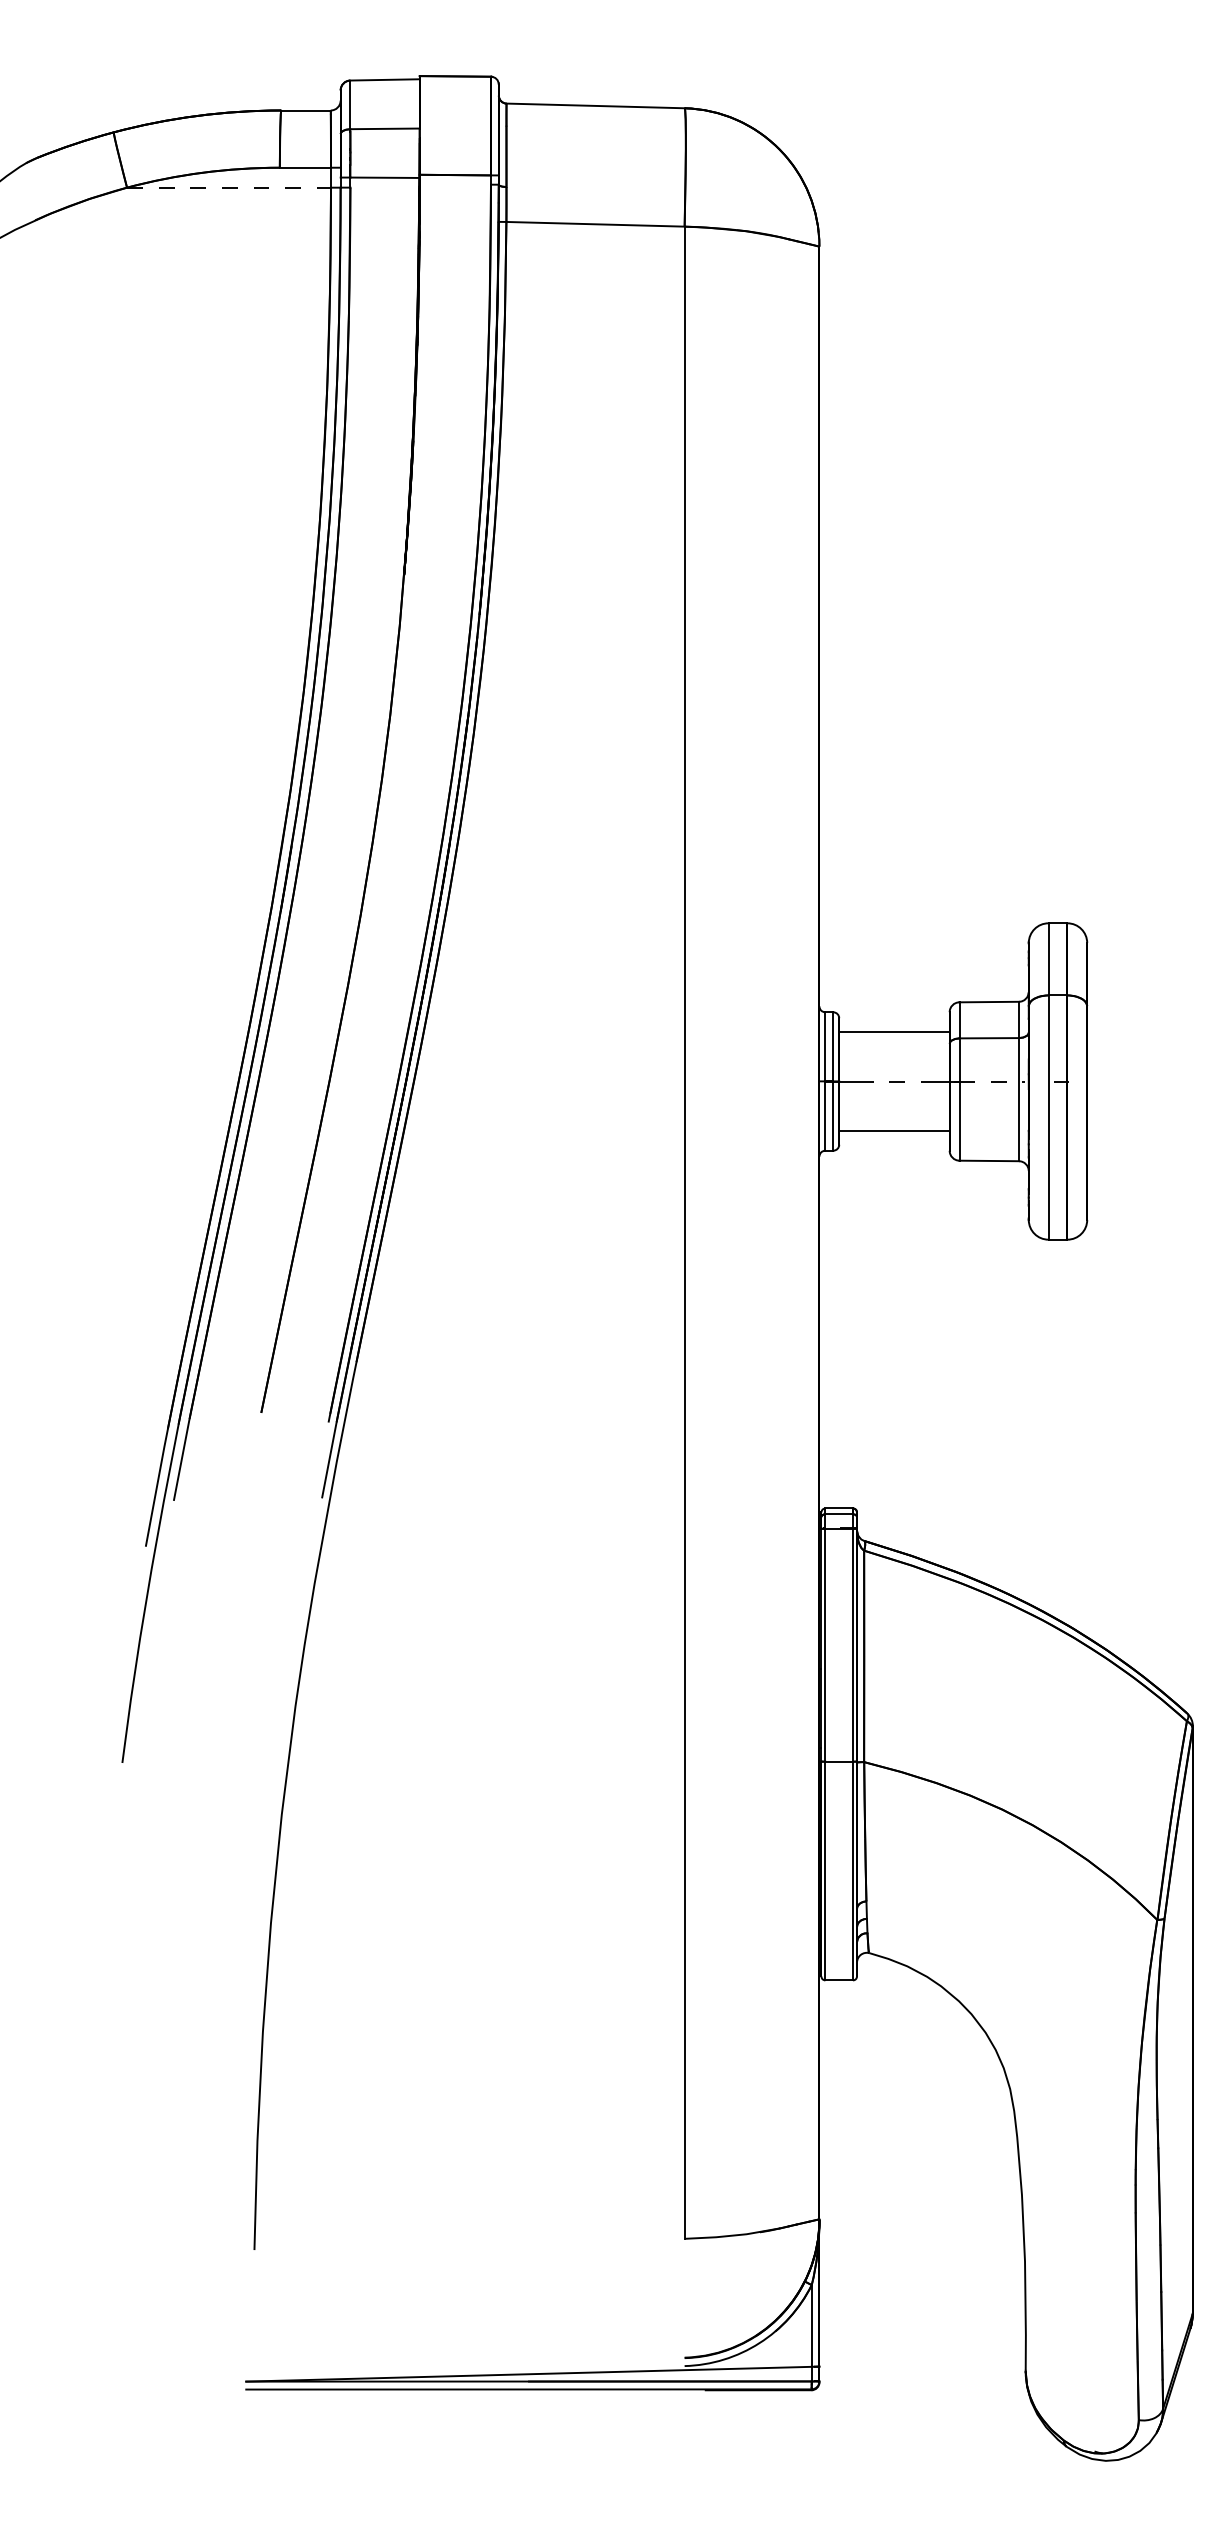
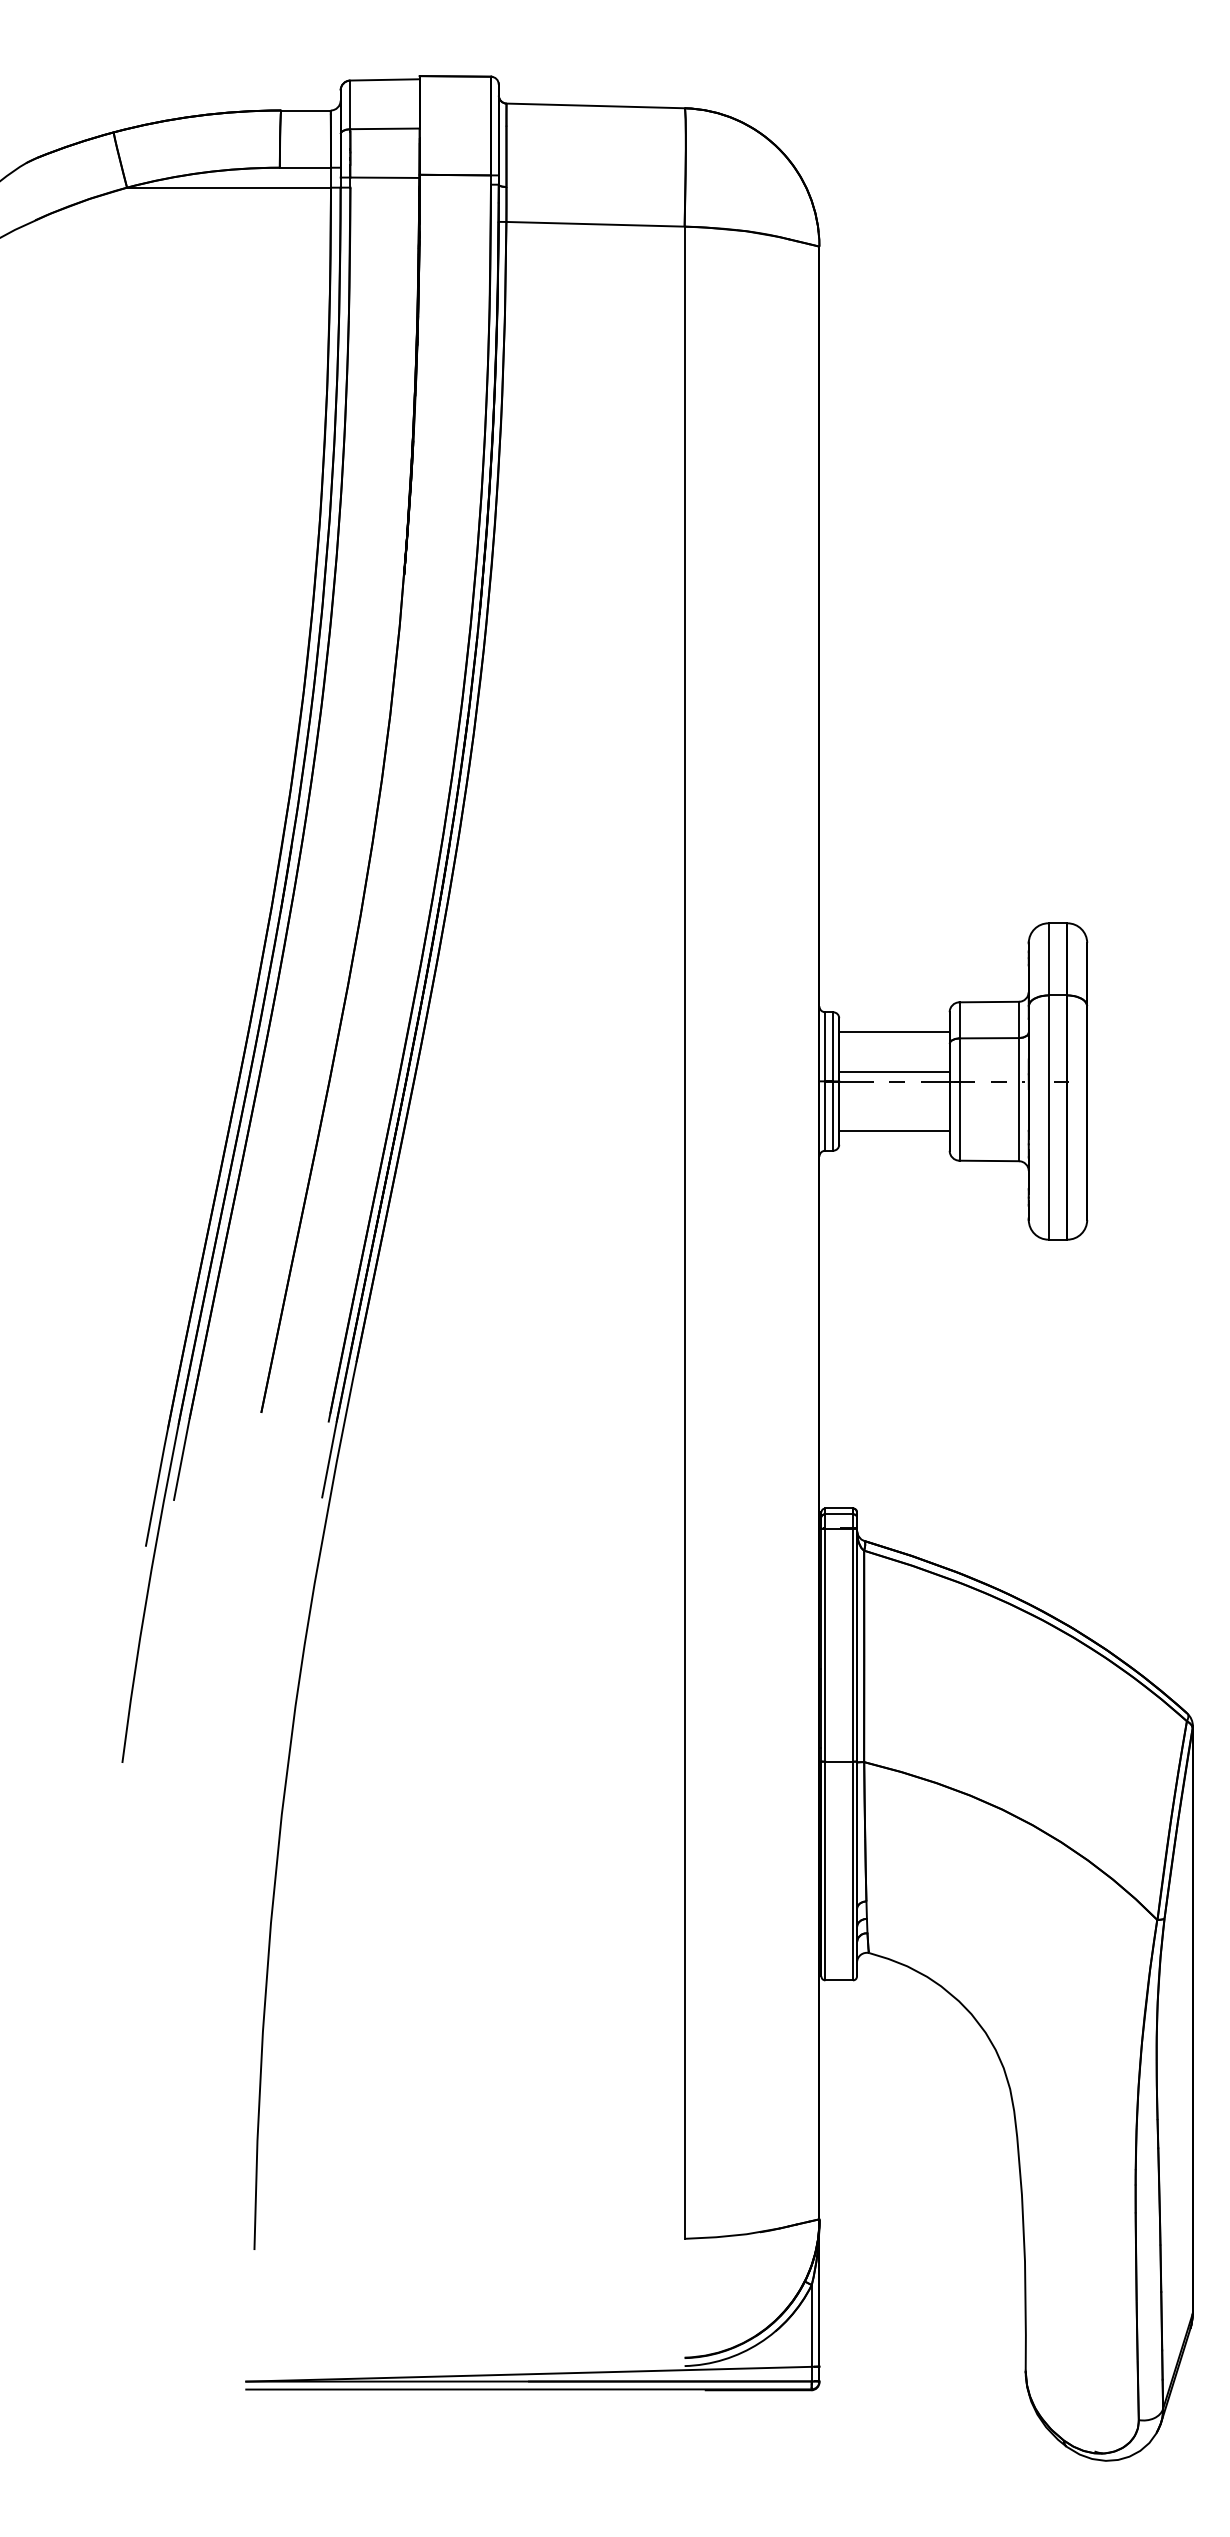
line: dashed -> solid (229, 187)
line: none -> present (894, 1071)
